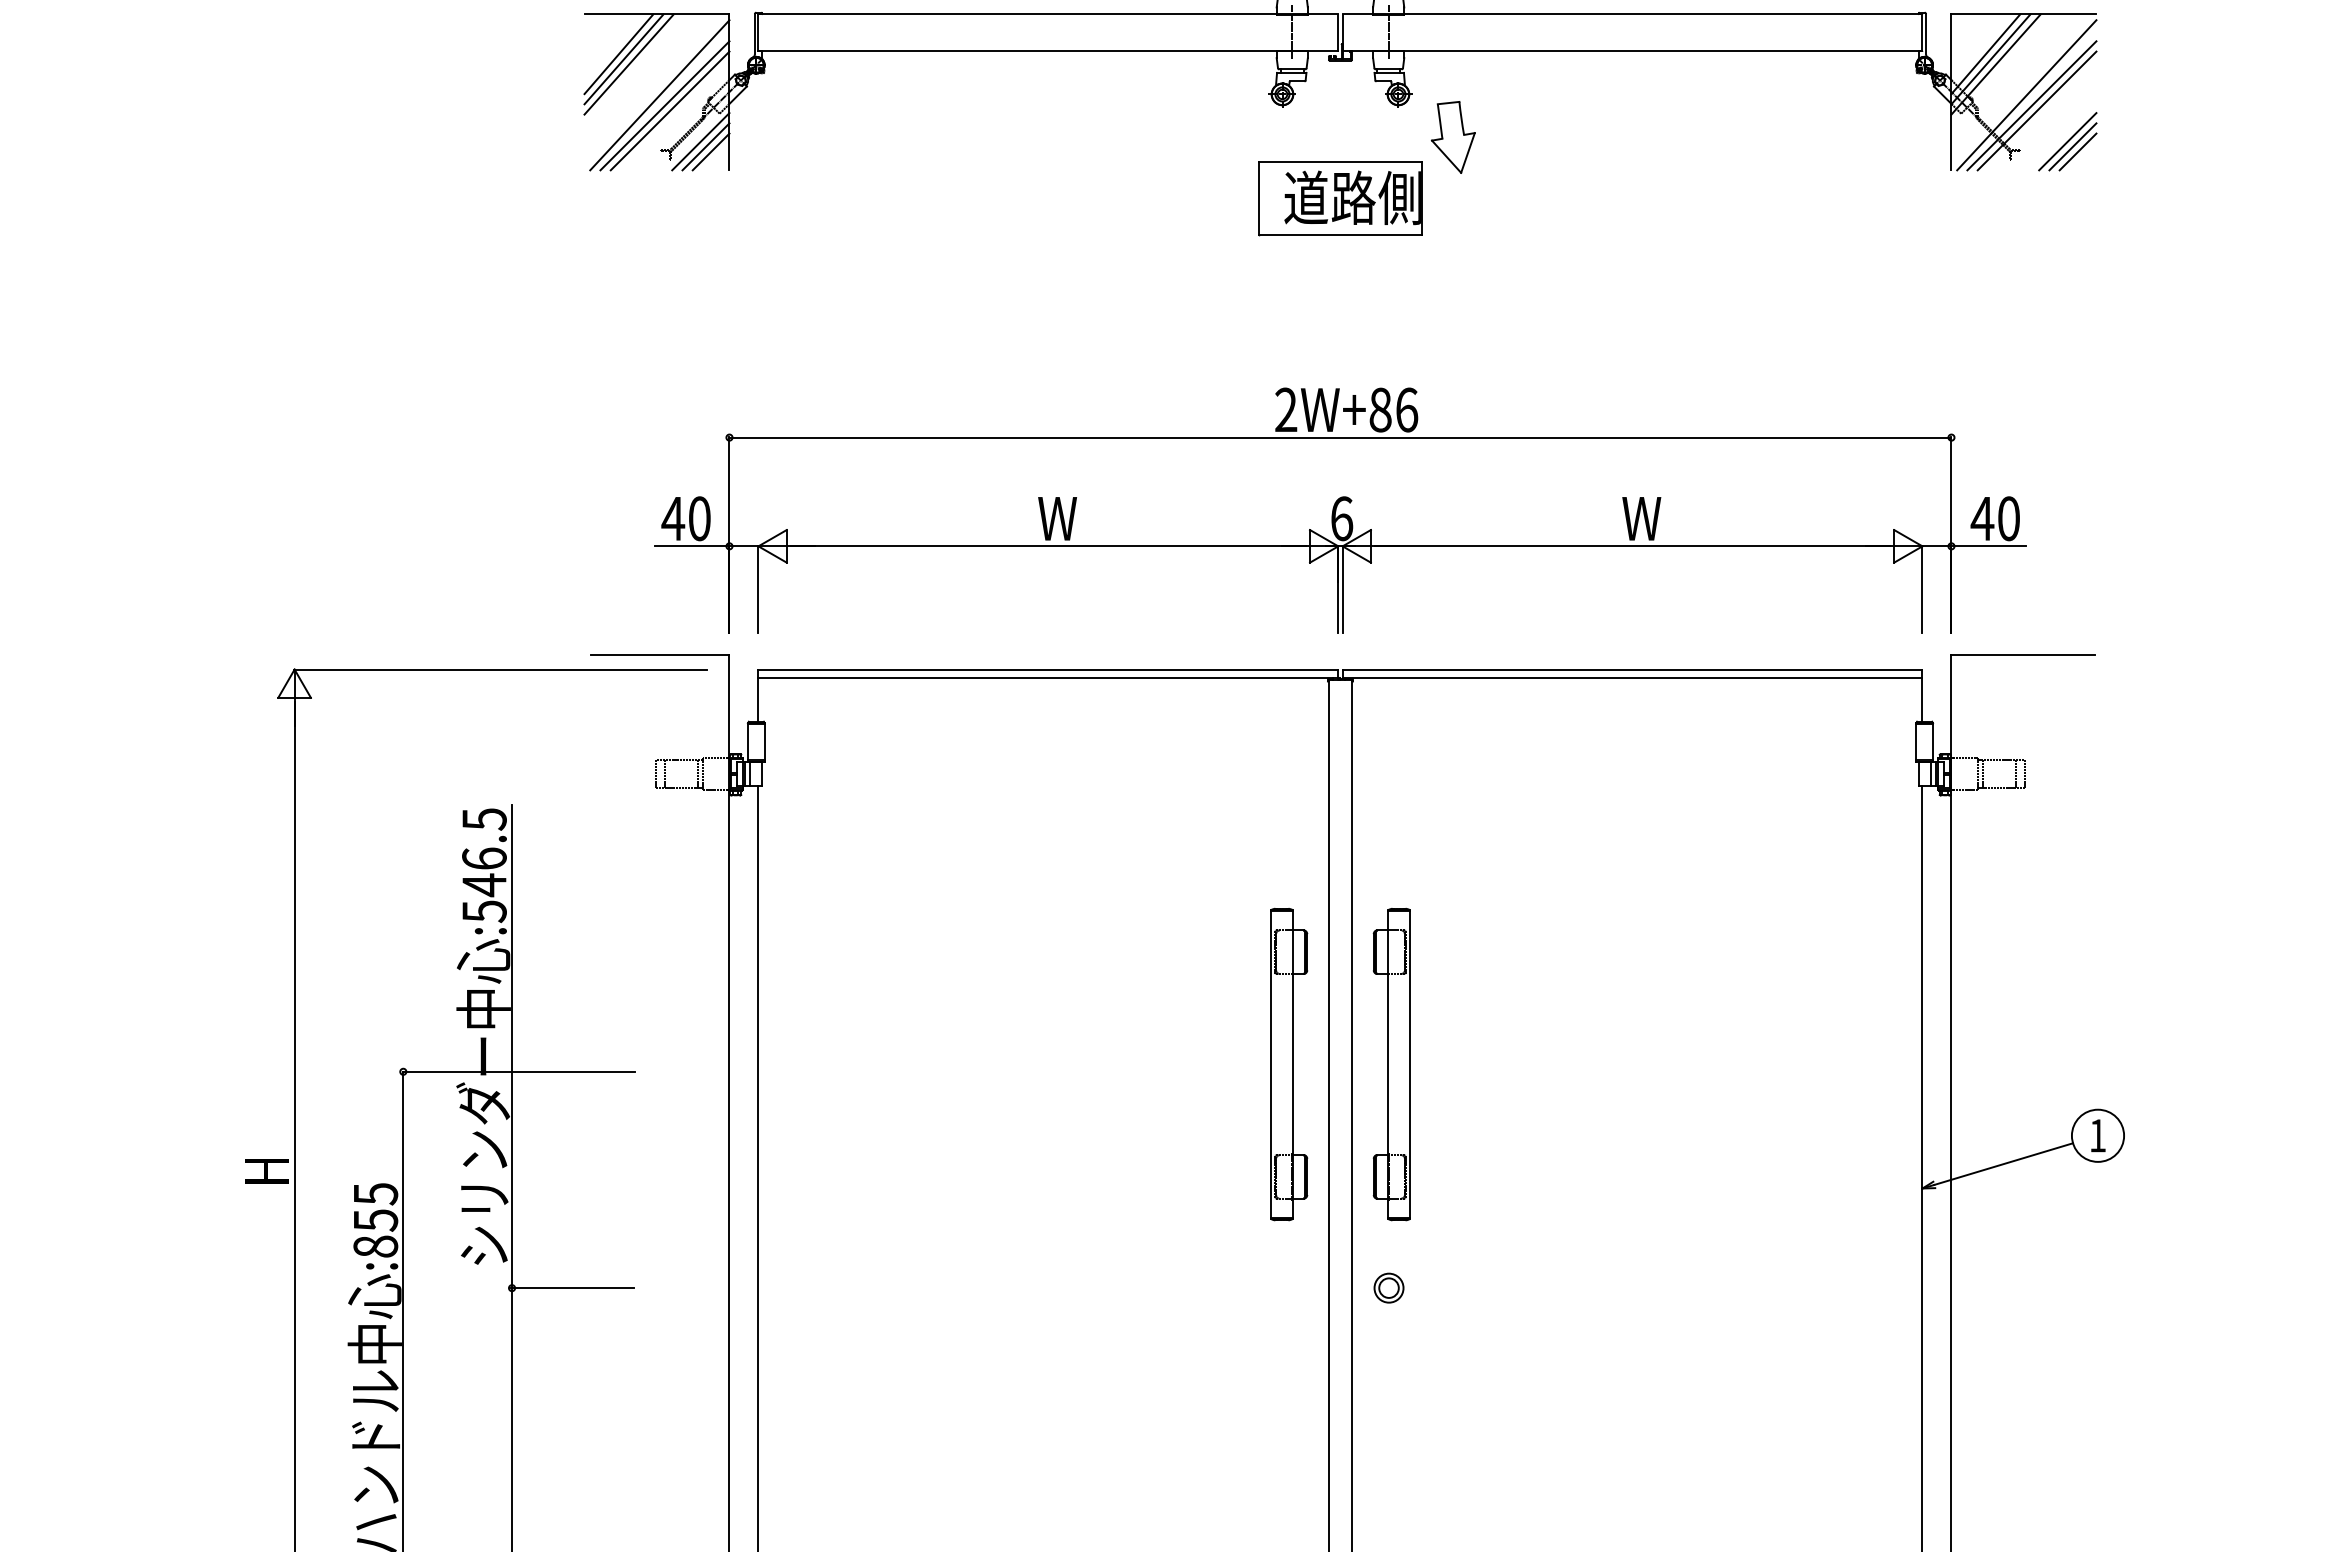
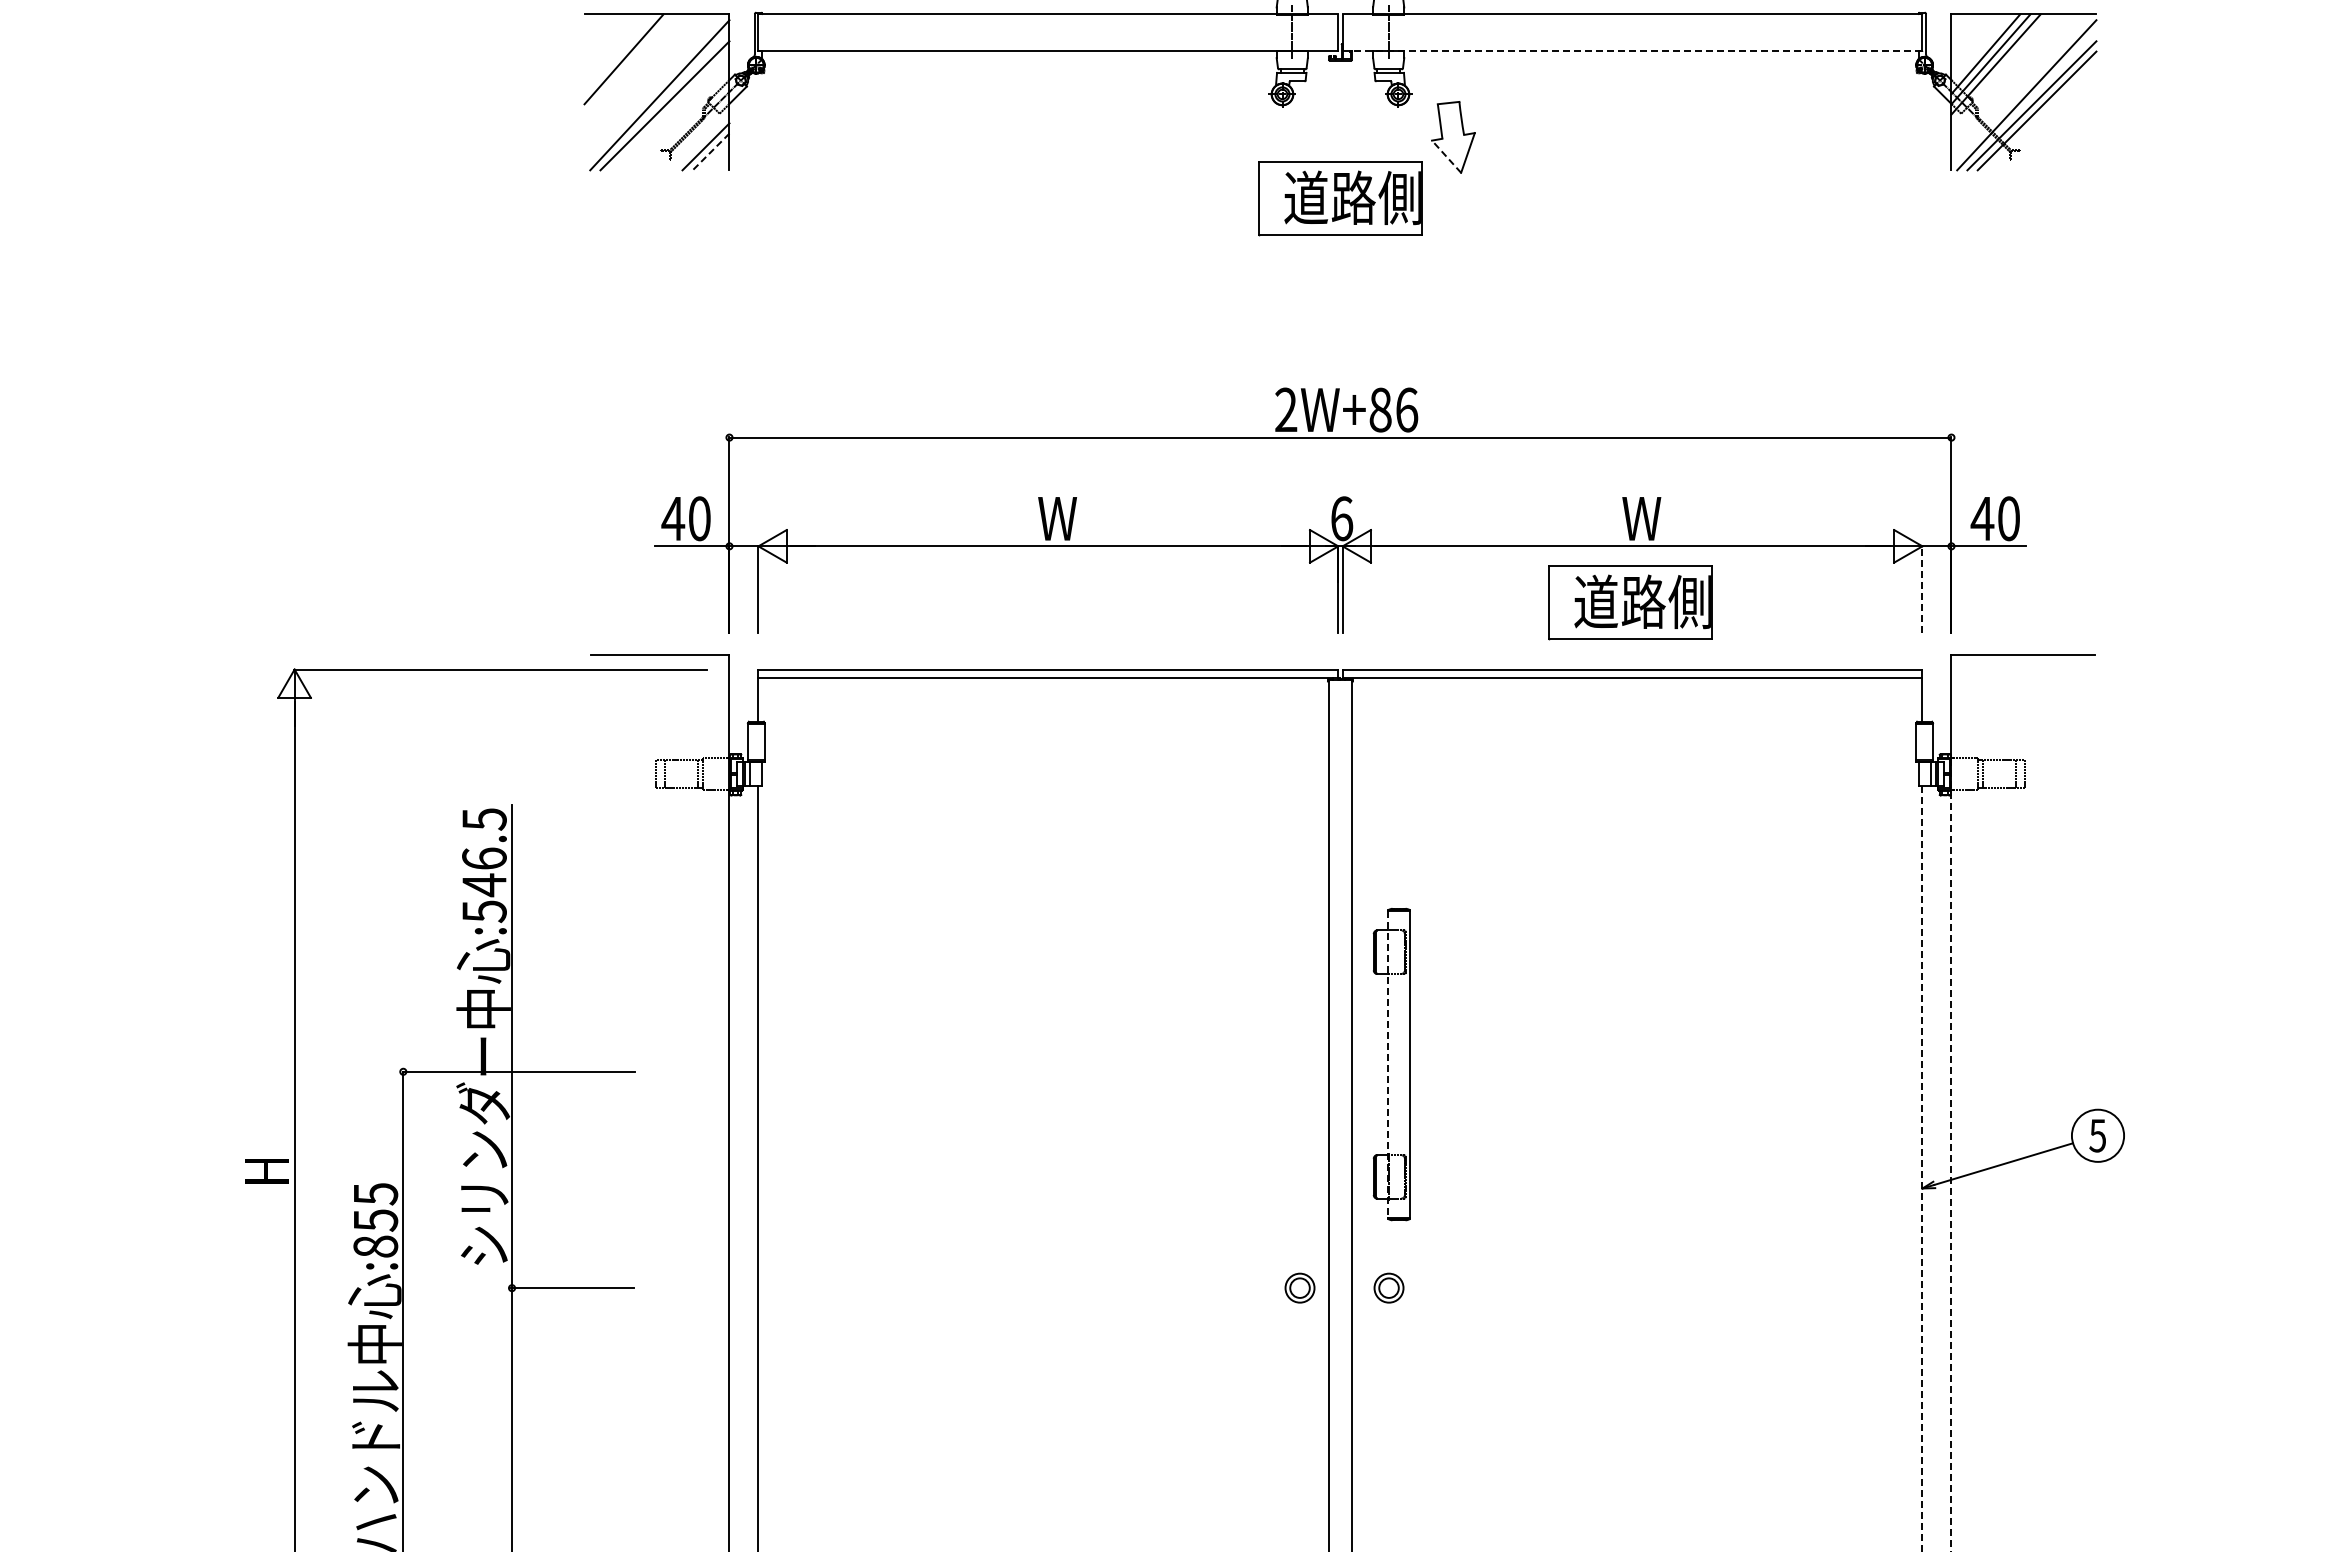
line: solid -> dashed (1632, 50)
line: present -> none (618, 54)
line: present -> none (628, 64)
line: present -> none (669, 110)
line: present -> none (700, 141)
part: present -> none (2067, 141)
line: solid -> dashed (711, 151)
line: solid -> dashed (1446, 156)
line: solid -> dashed (1922, 588)
part: none -> present (1630, 602)
part: present -> none (1289, 1064)
line: solid -> dashed (1388, 1065)
text: 1 -> 5 (2097, 1135)
line: solid -> dashed (1951, 1154)
line: solid -> dashed (1922, 1168)
part: none -> present (1299, 1287)
